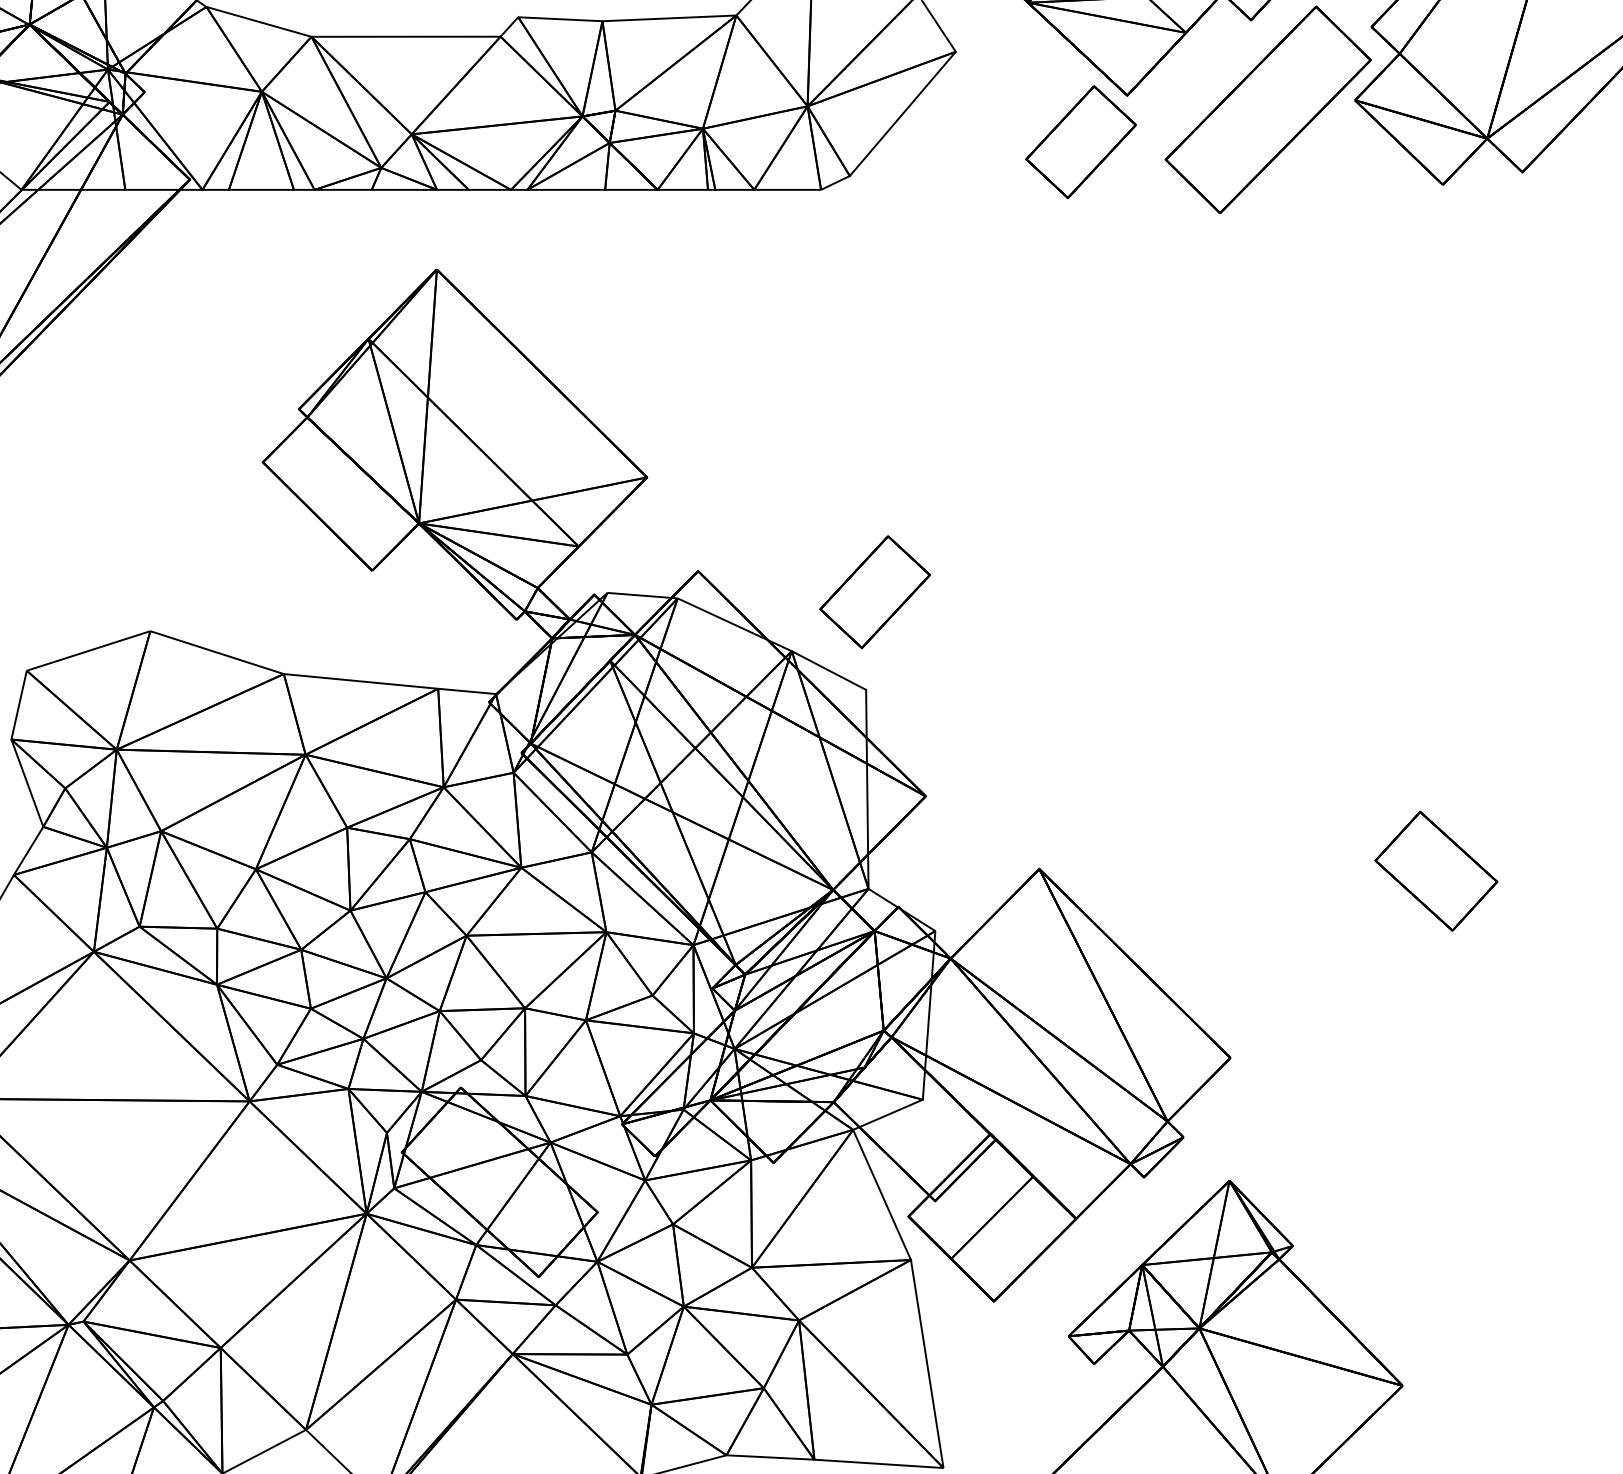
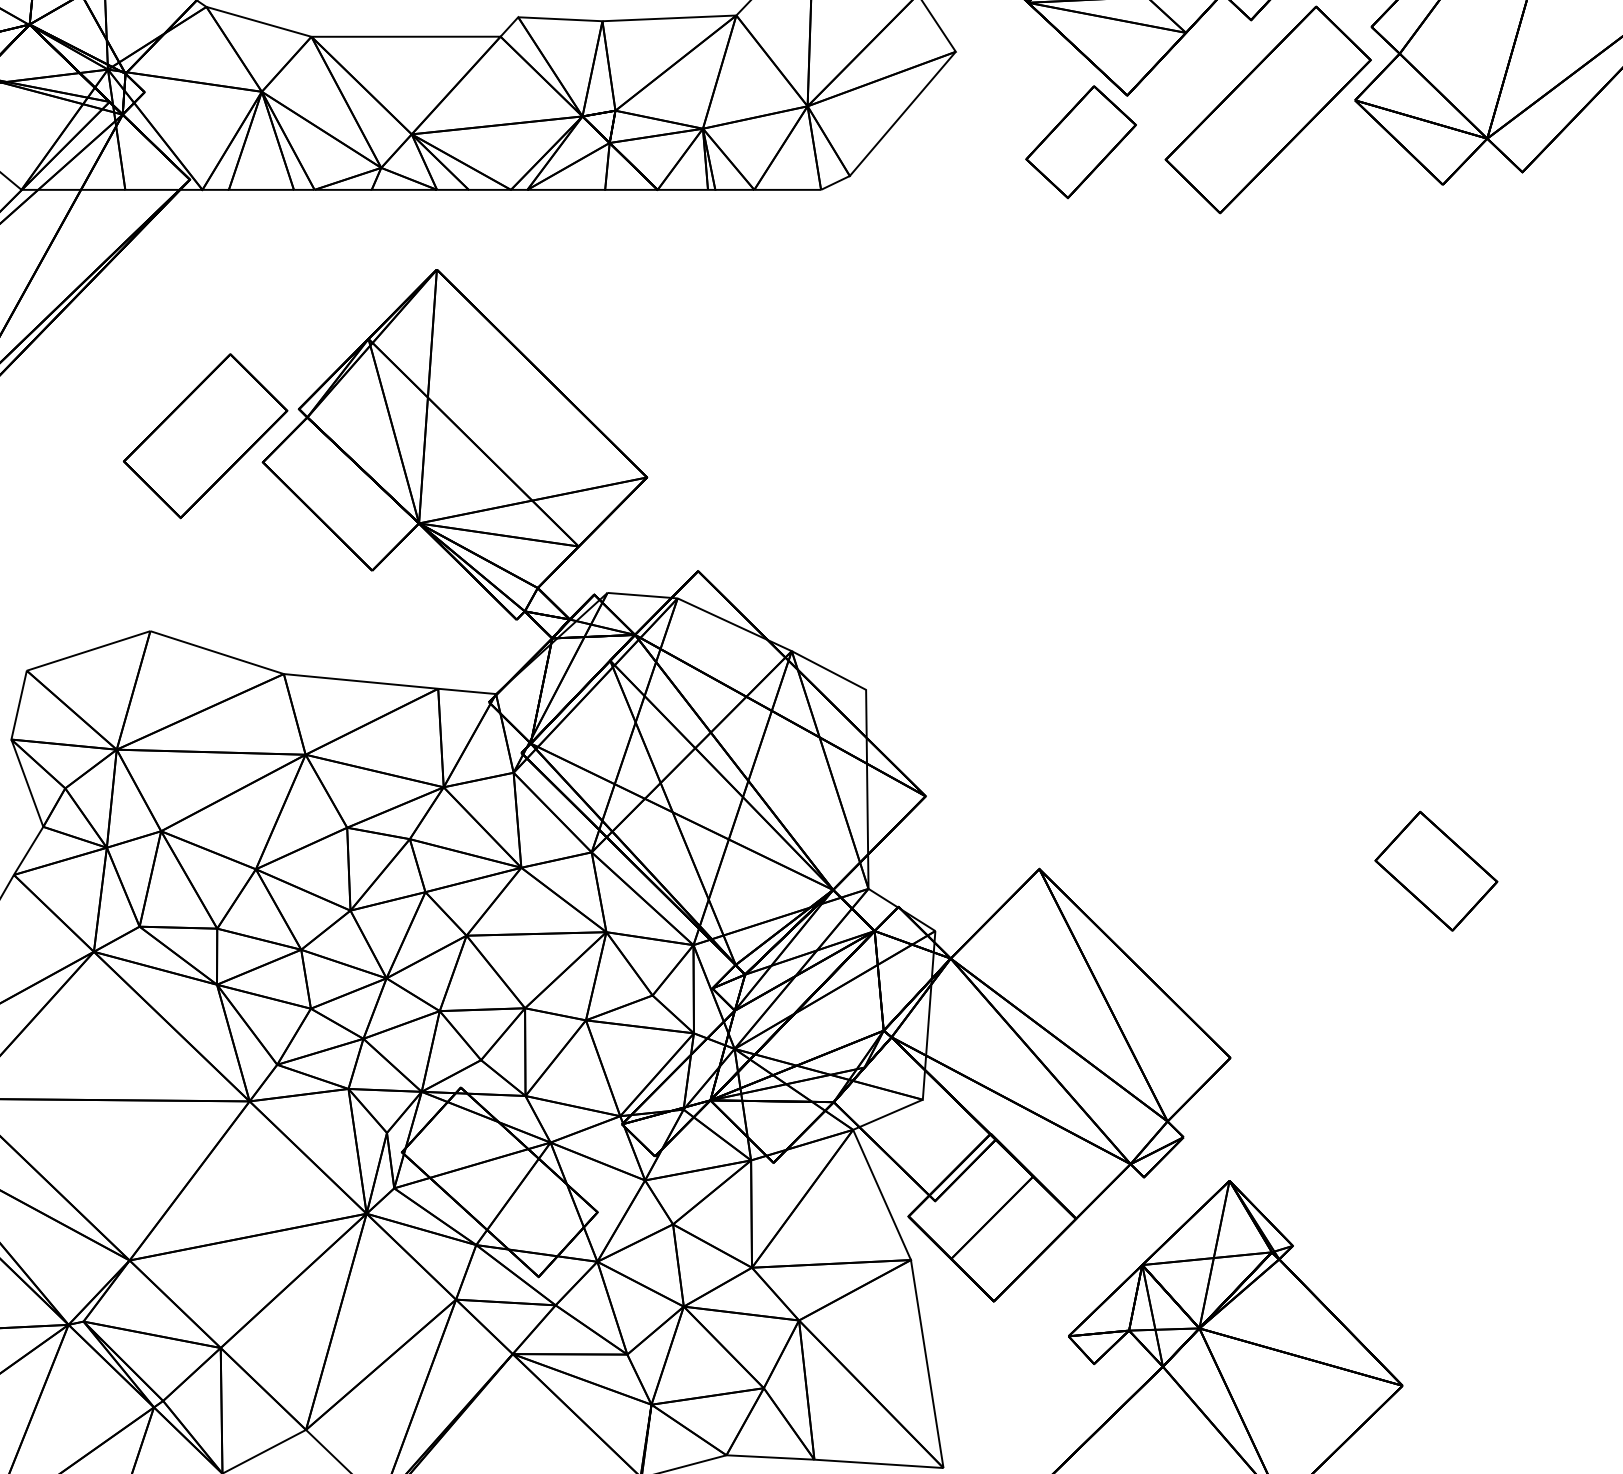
part: none -> present (205, 436)
part: present -> none (874, 592)
